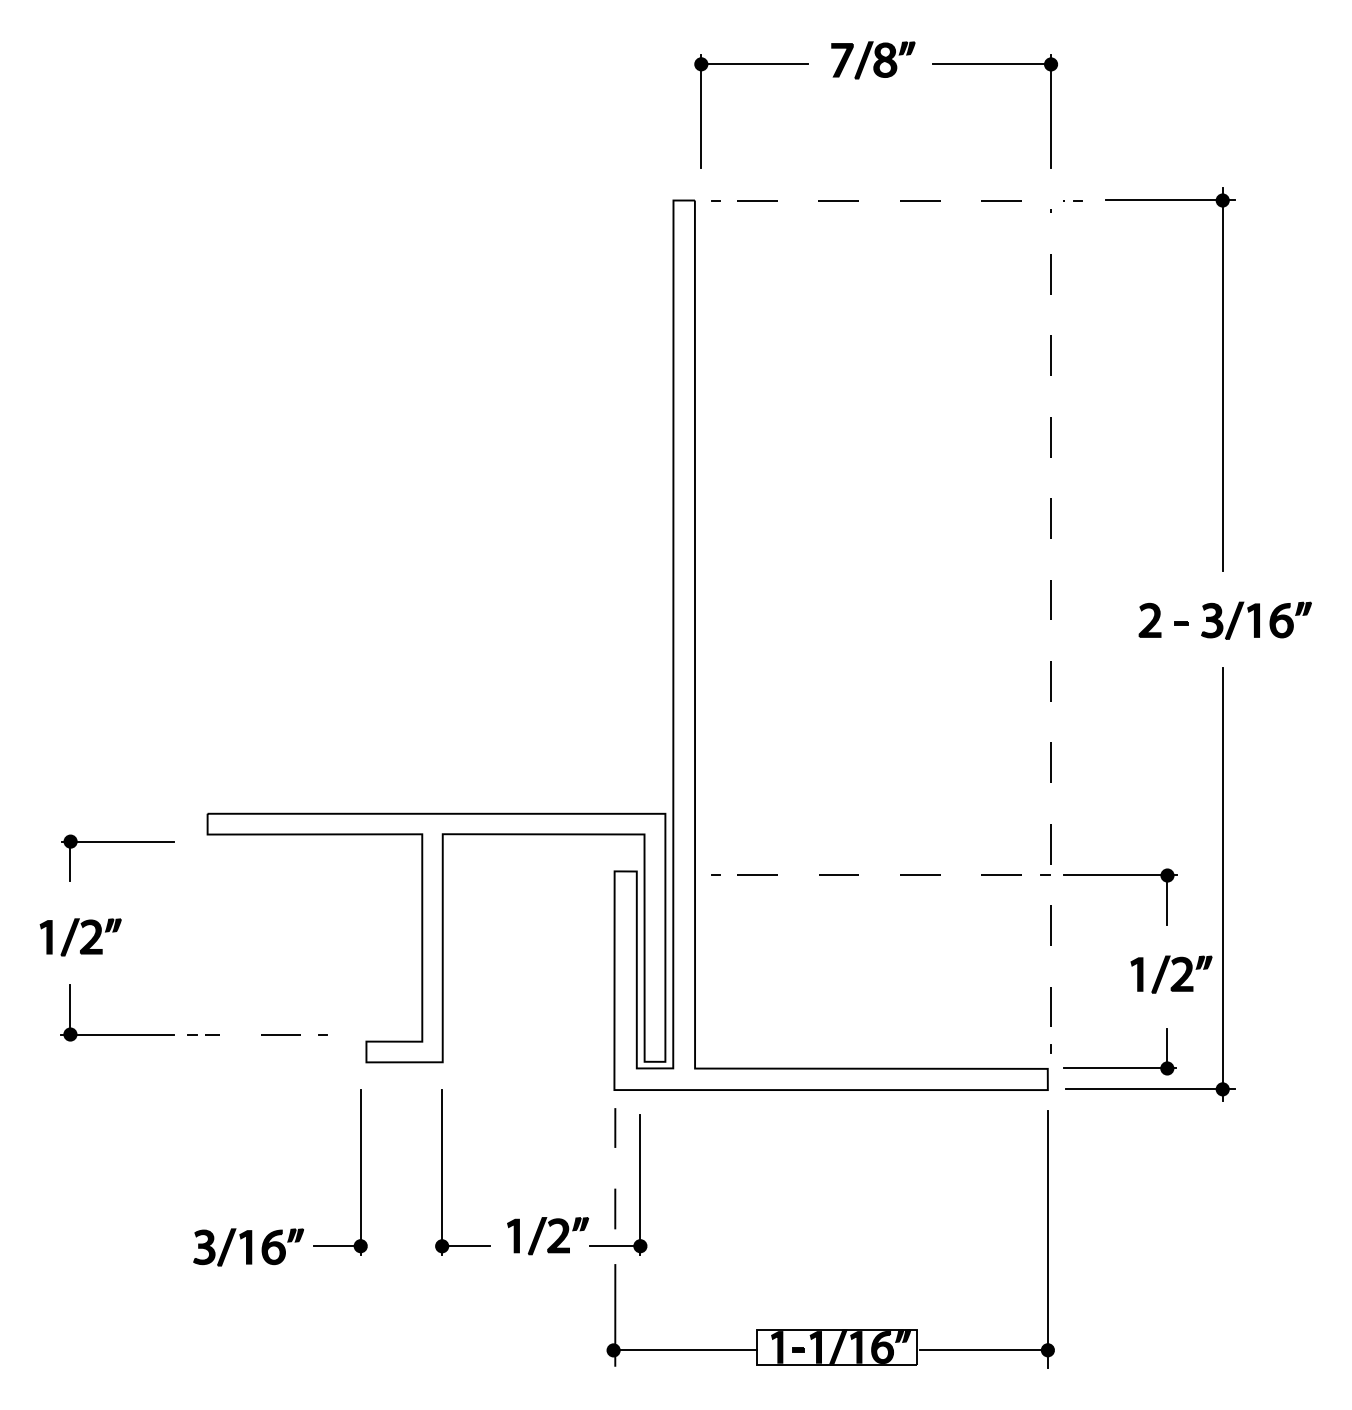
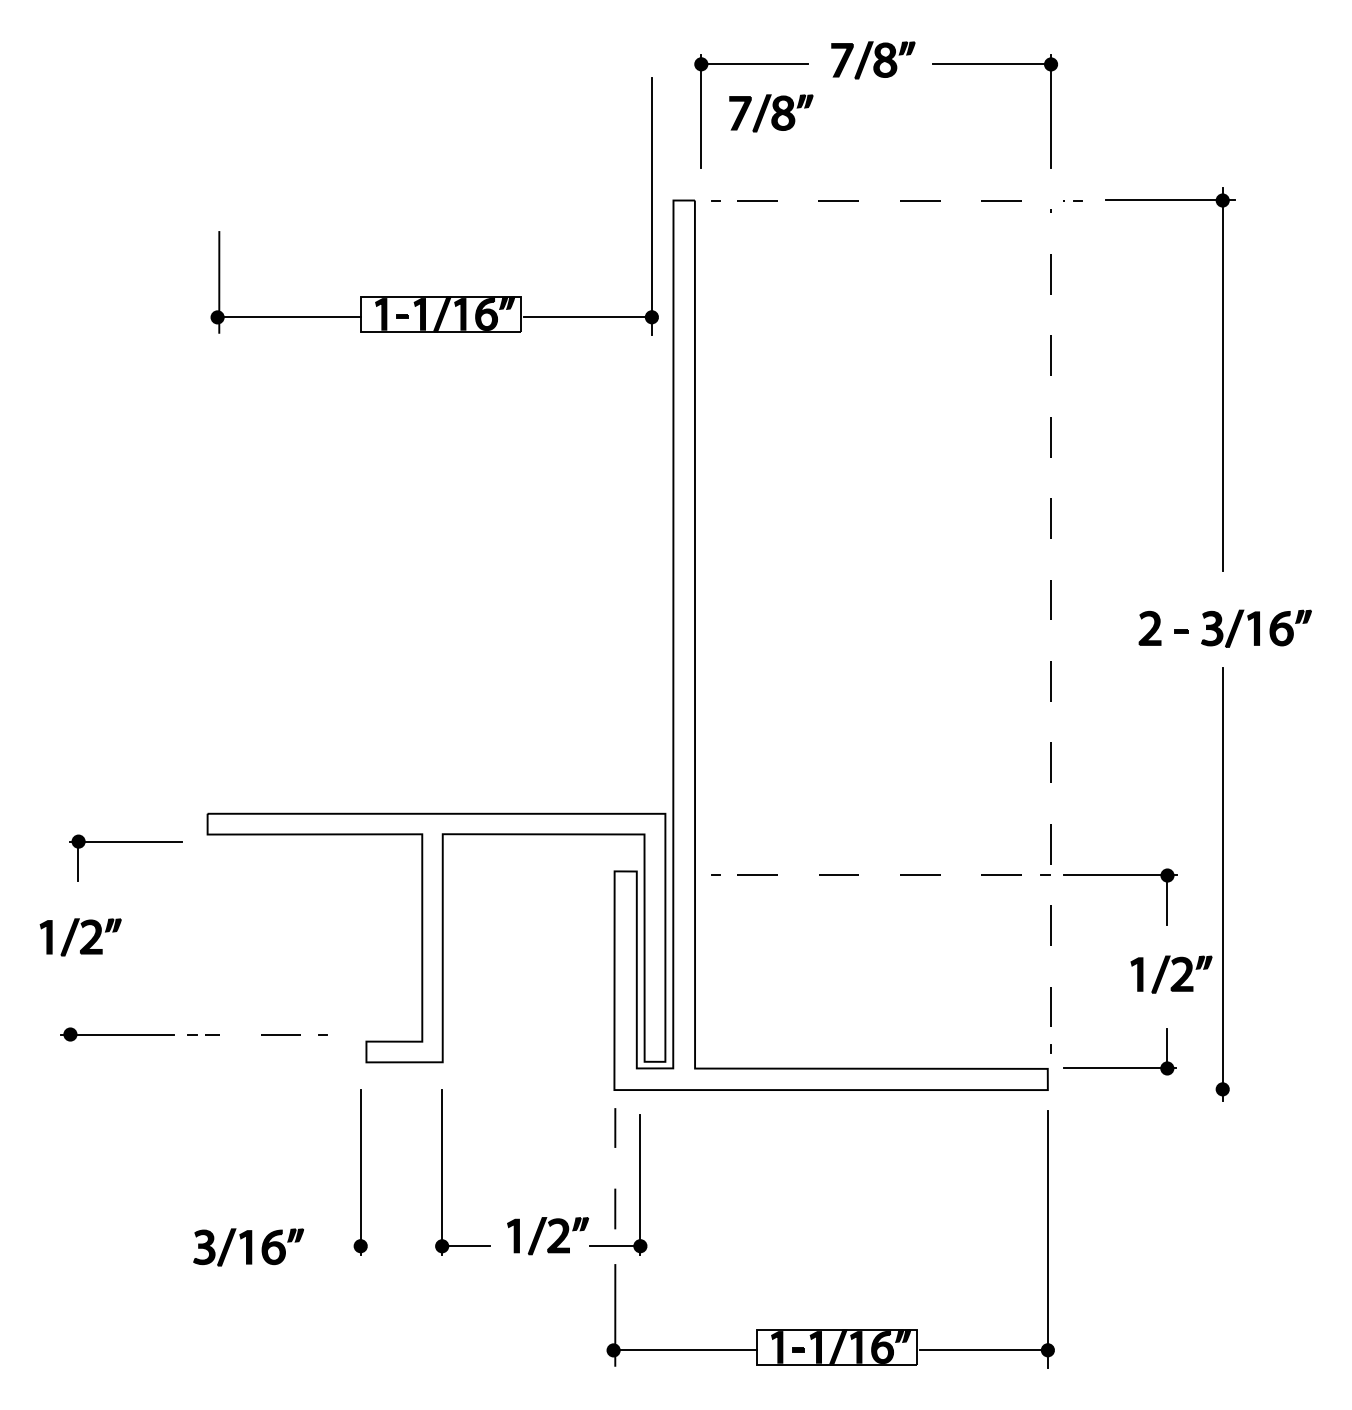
part: none -> present (771, 113)
part: none -> present (434, 296)
part position: (1224, 620) -> (1224, 628) (1224, 628)
part position: (117, 842) -> (125, 842) (125, 842)
line: present -> none (70, 1009)
line: present -> none (1149, 1089)
line: present -> none (334, 1246)
